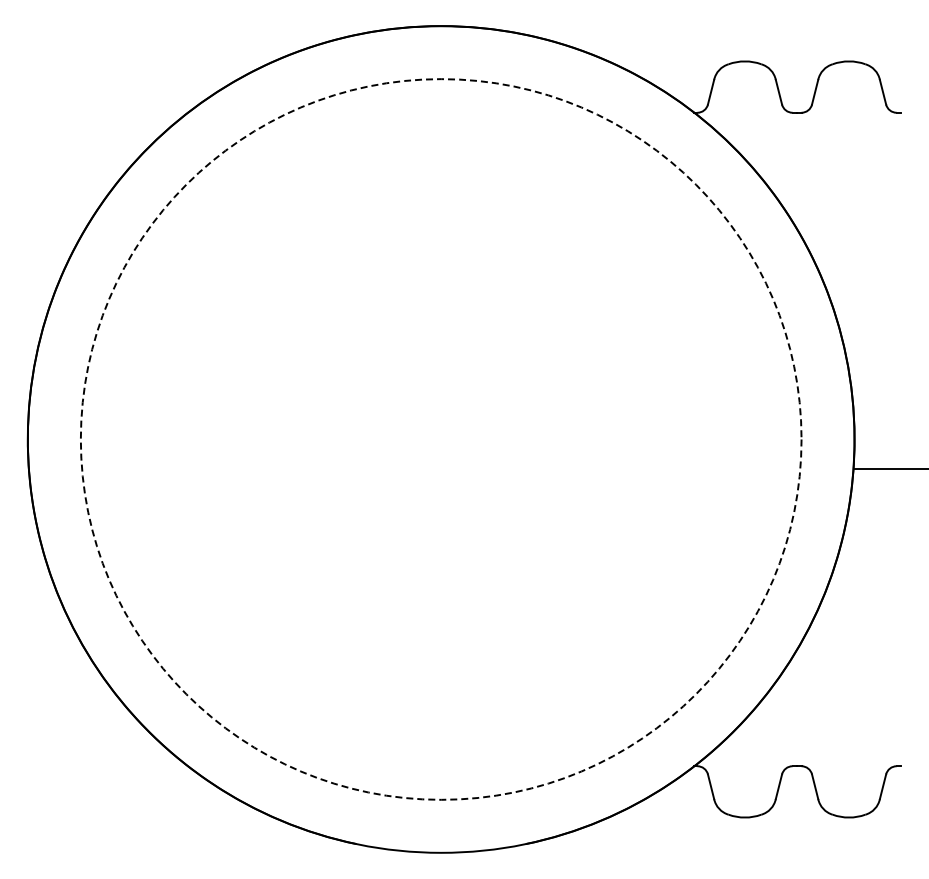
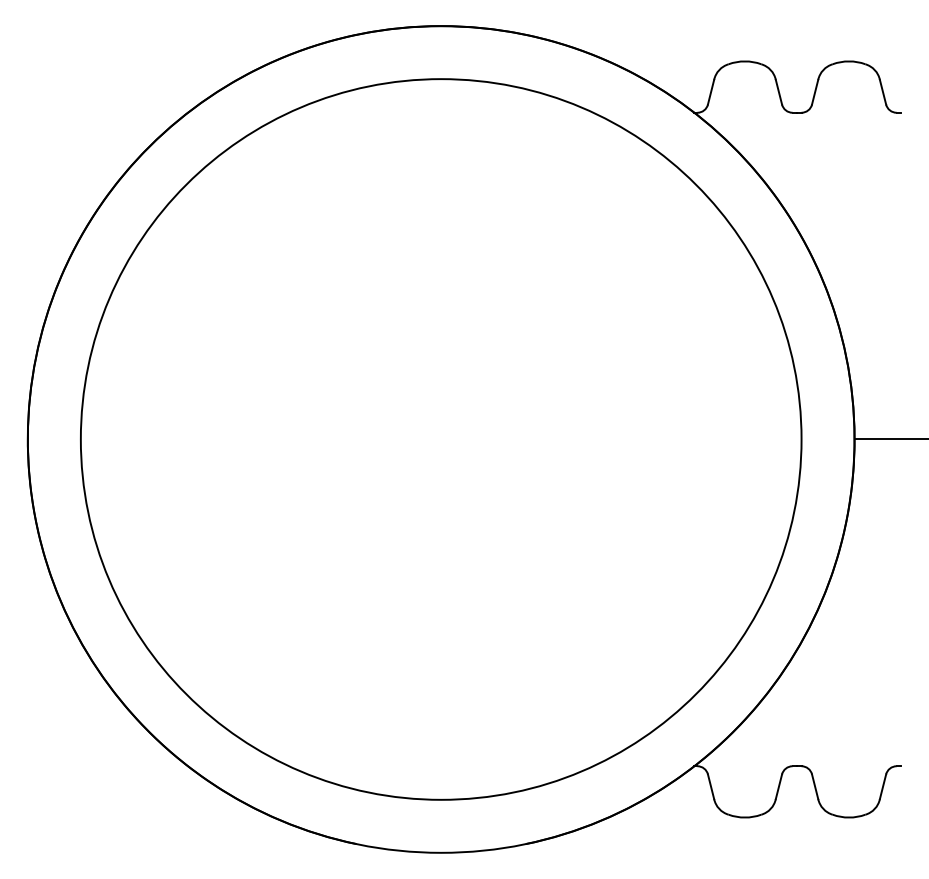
circle: dashed -> solid (440, 439)
line position: (889, 469) -> (889, 439) (889, 439)
